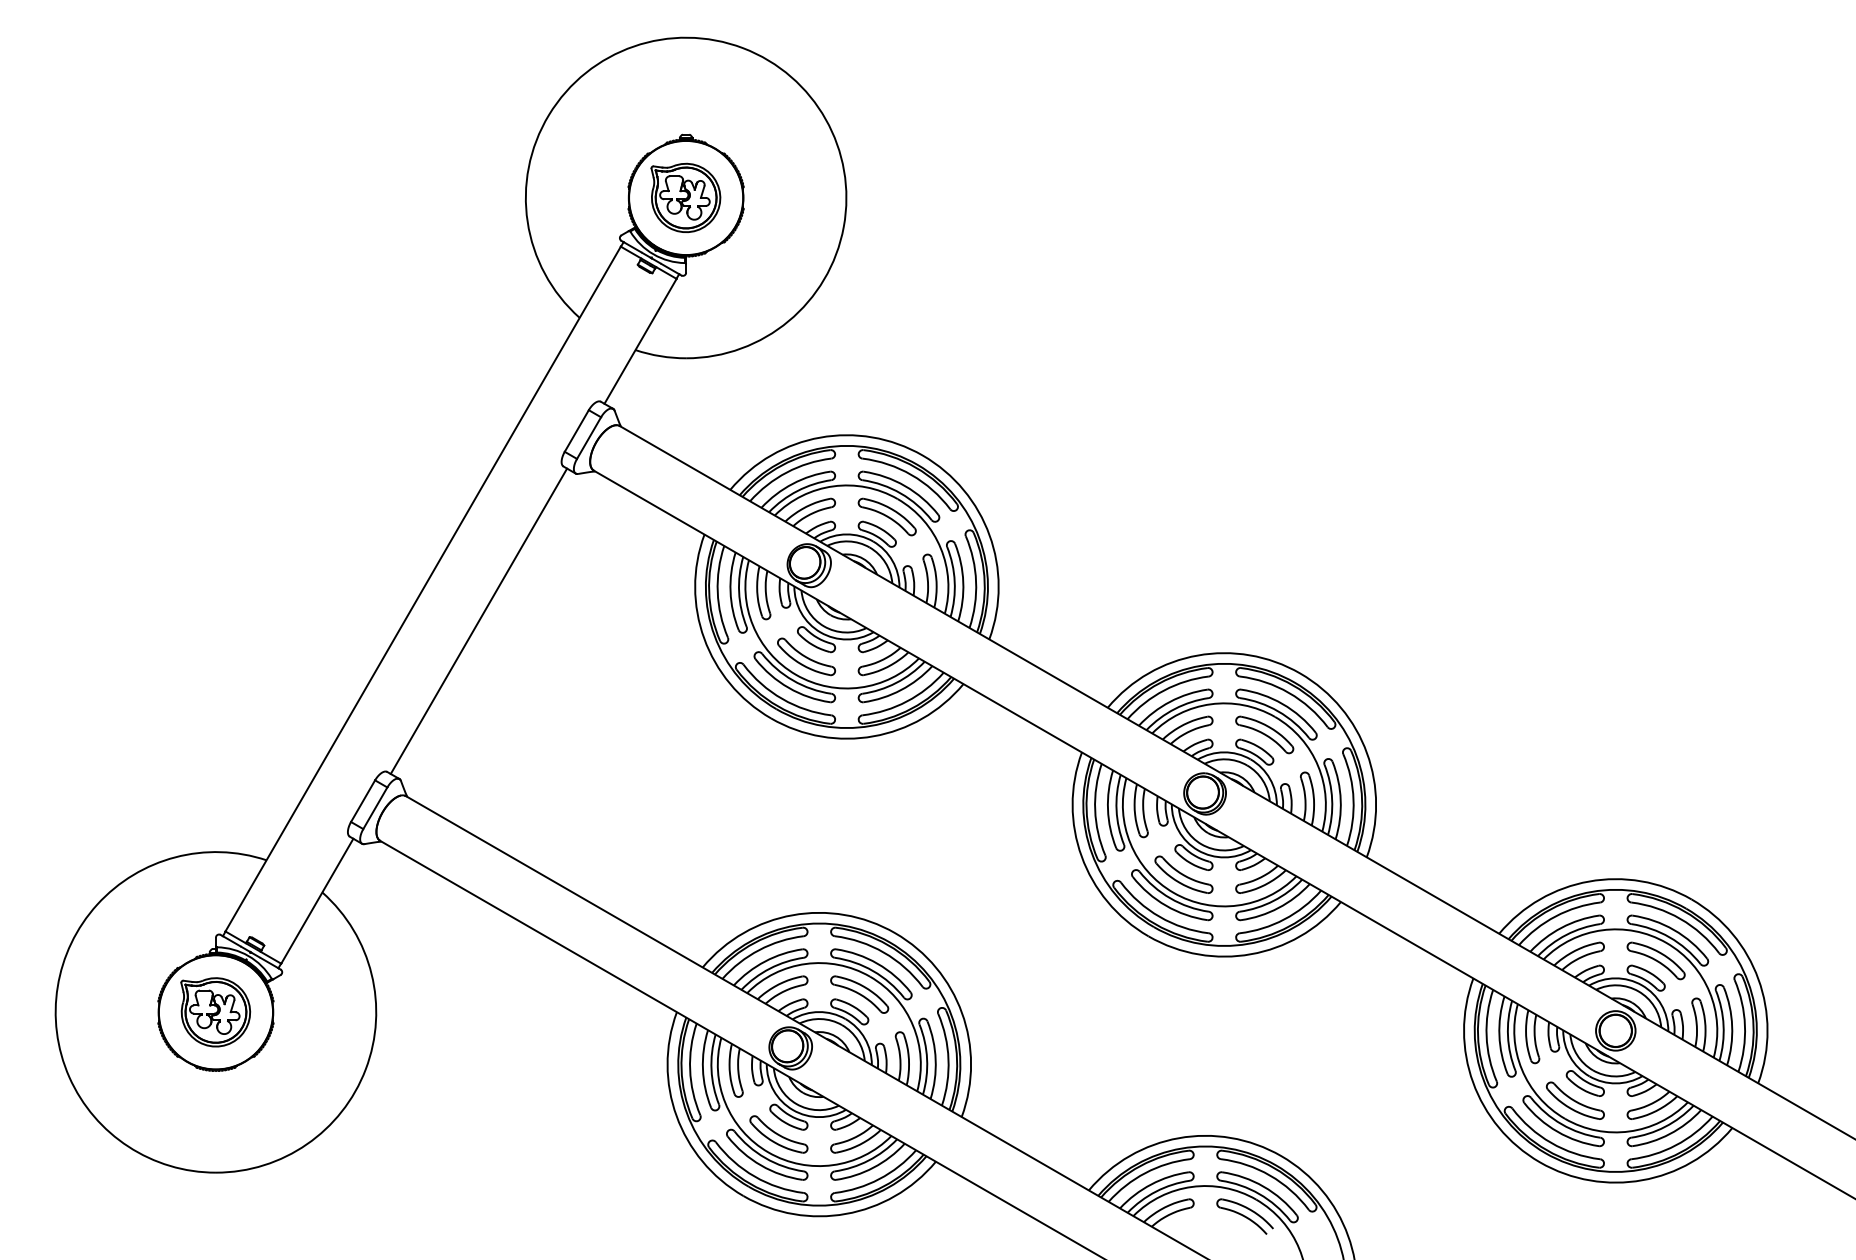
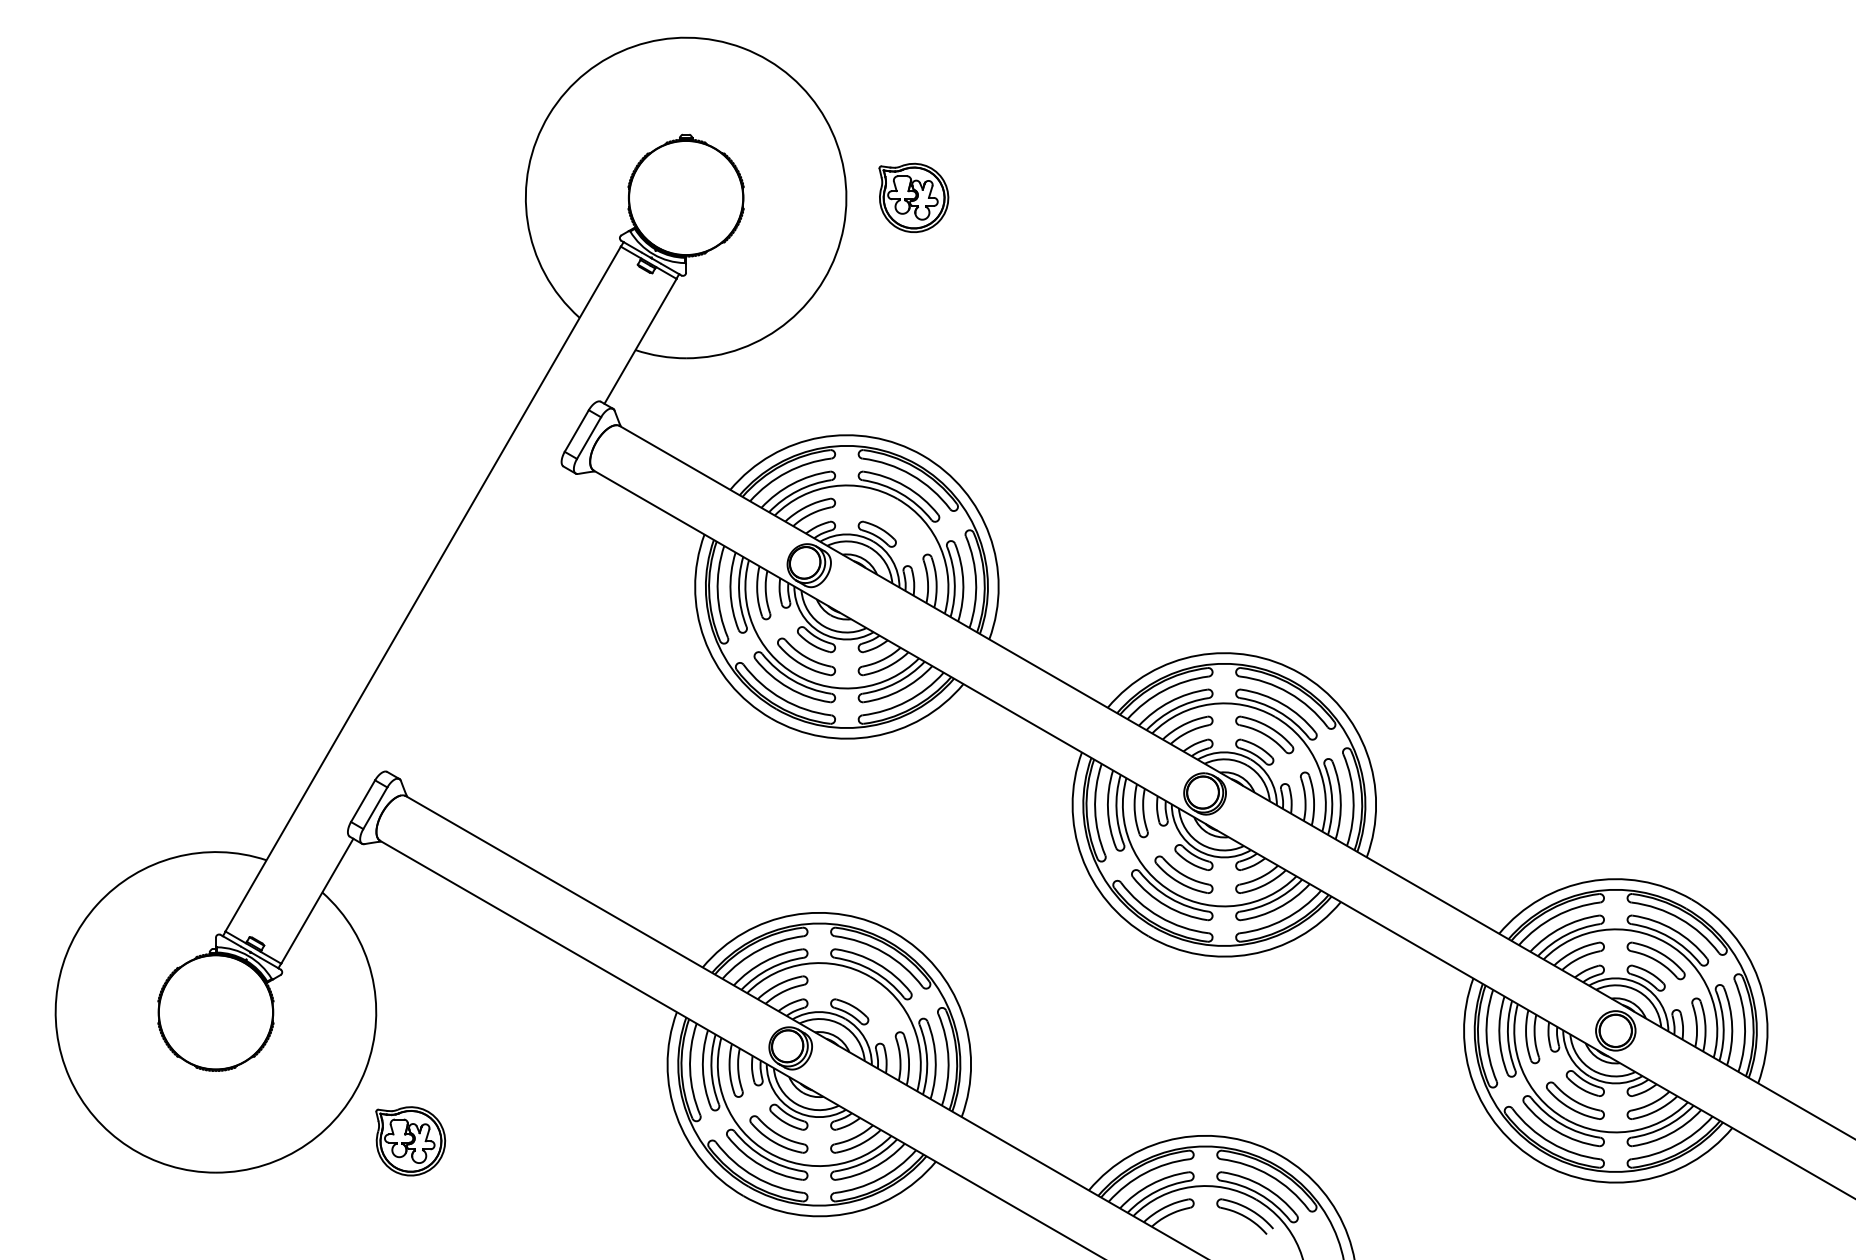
part position: (685, 197) -> (913, 197) (913, 197)
part: present -> none (886, 516)
line: present -> none (478, 621)
part: present -> none (859, 994)
part position: (215, 1012) -> (410, 1141) (410, 1141)
